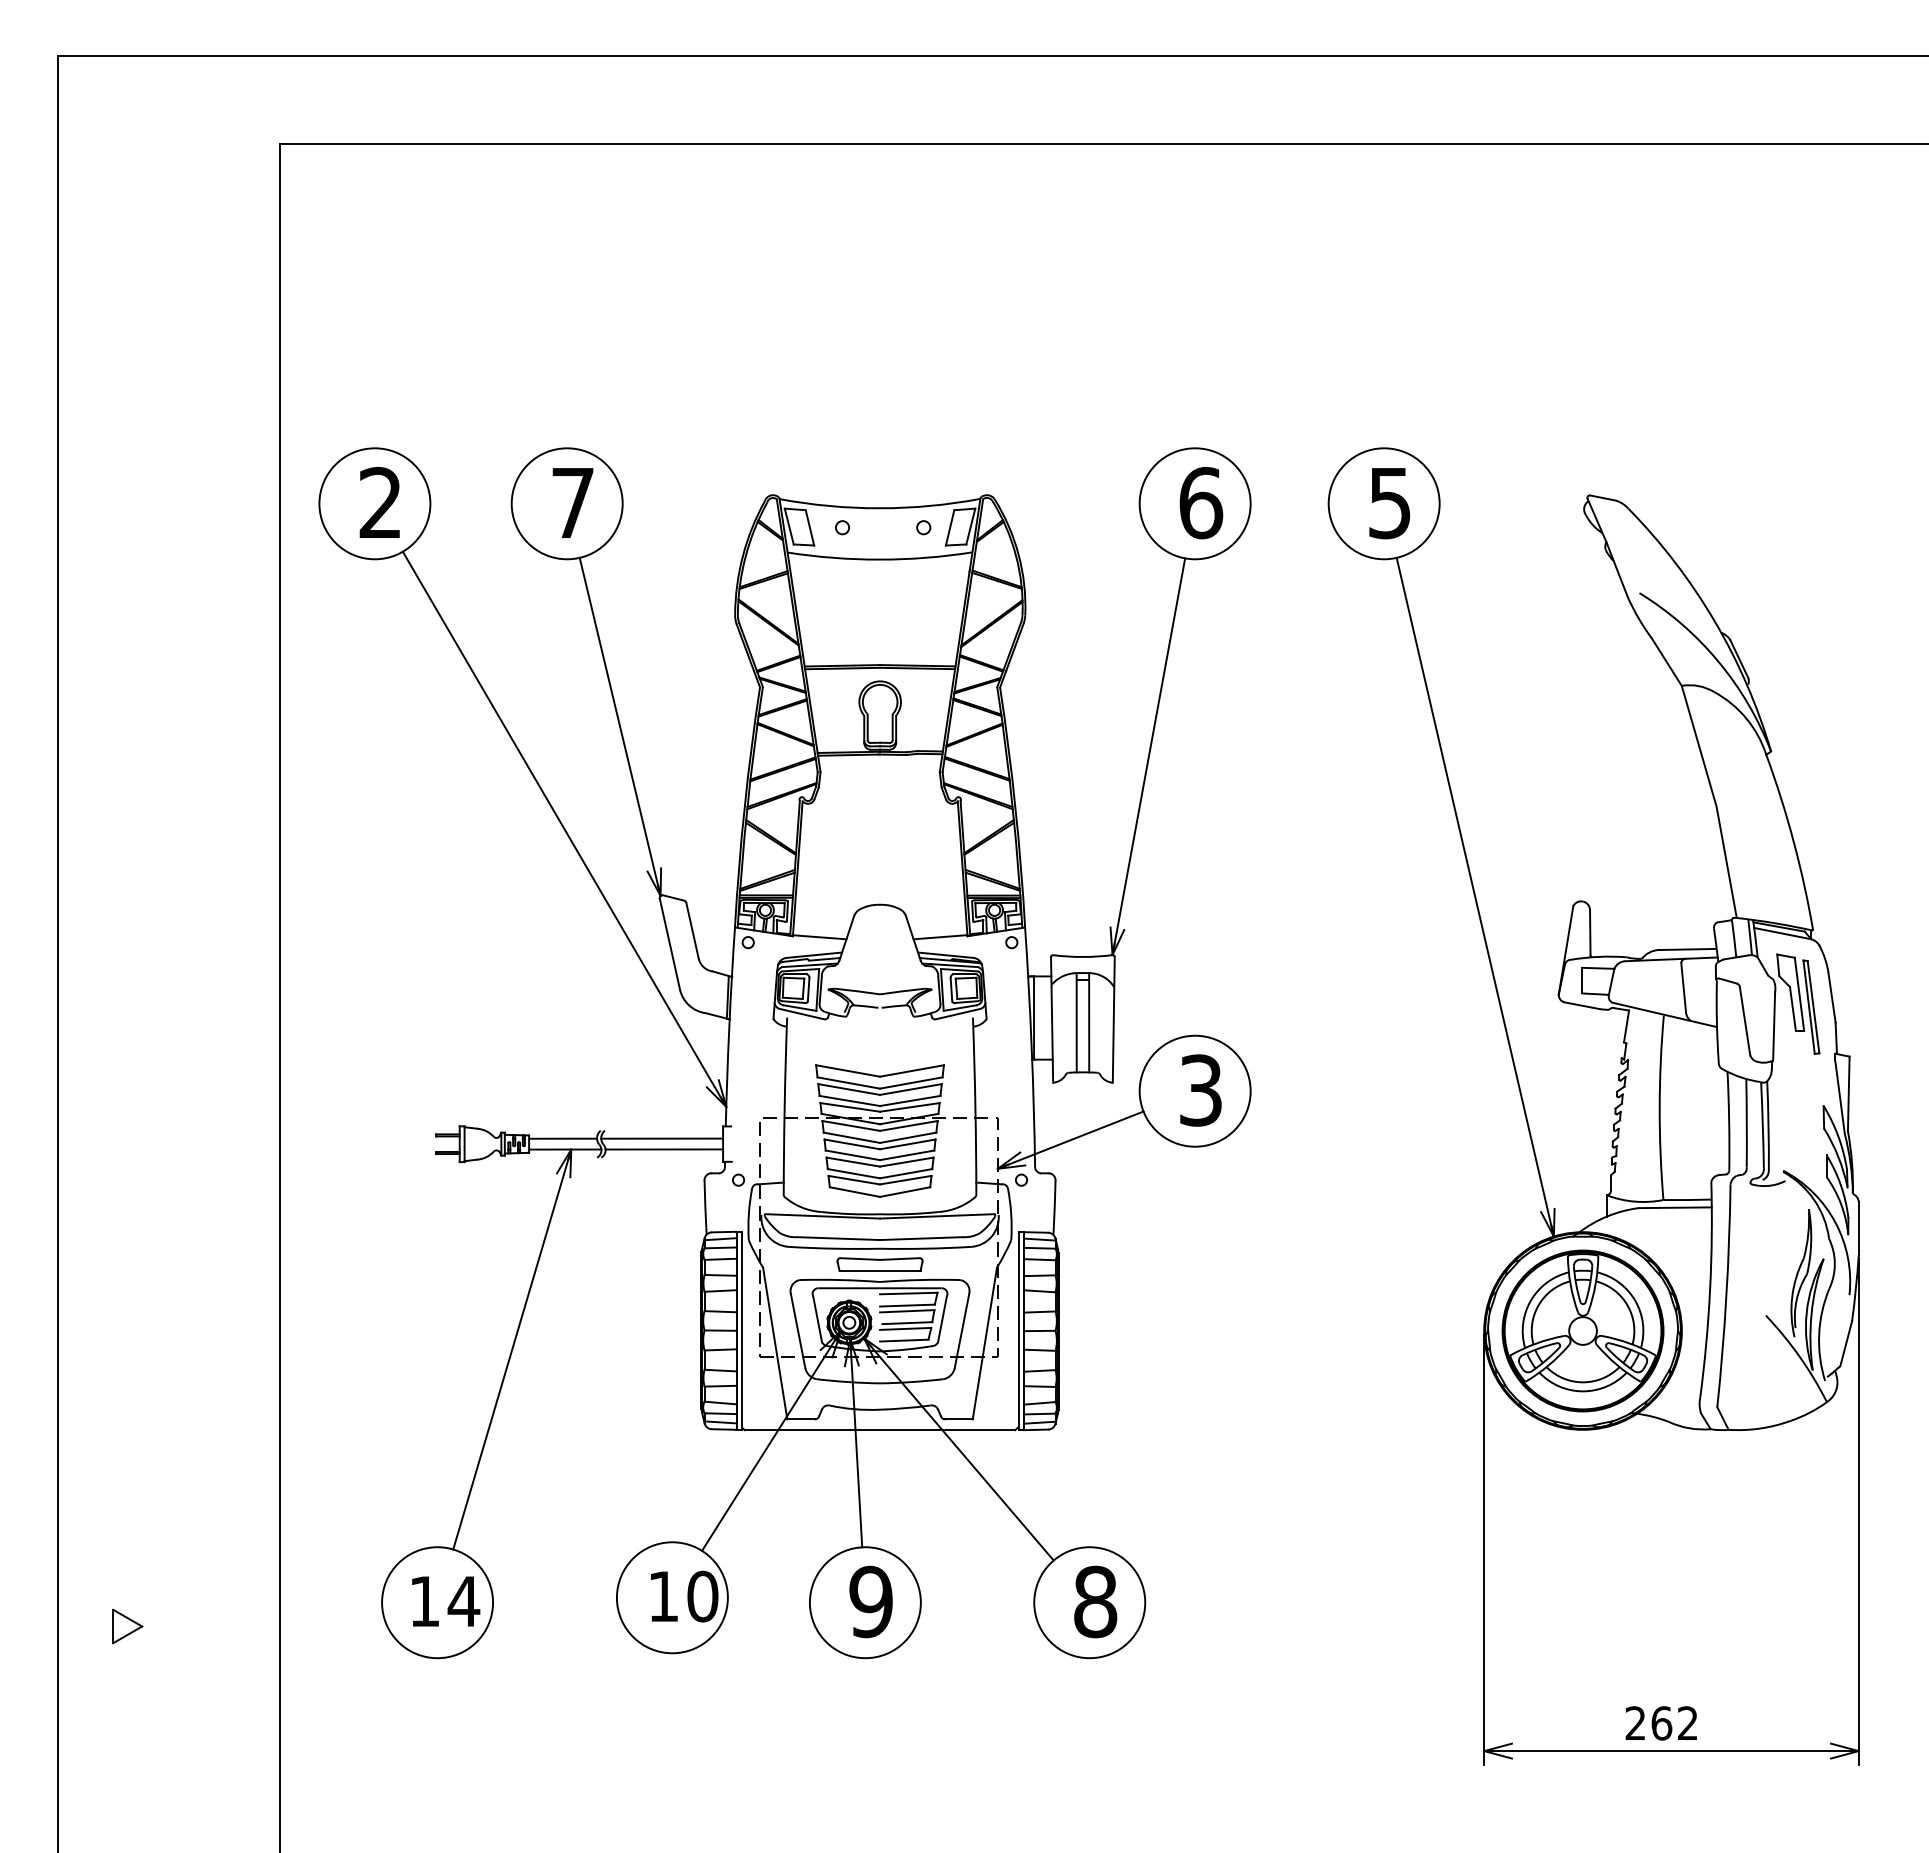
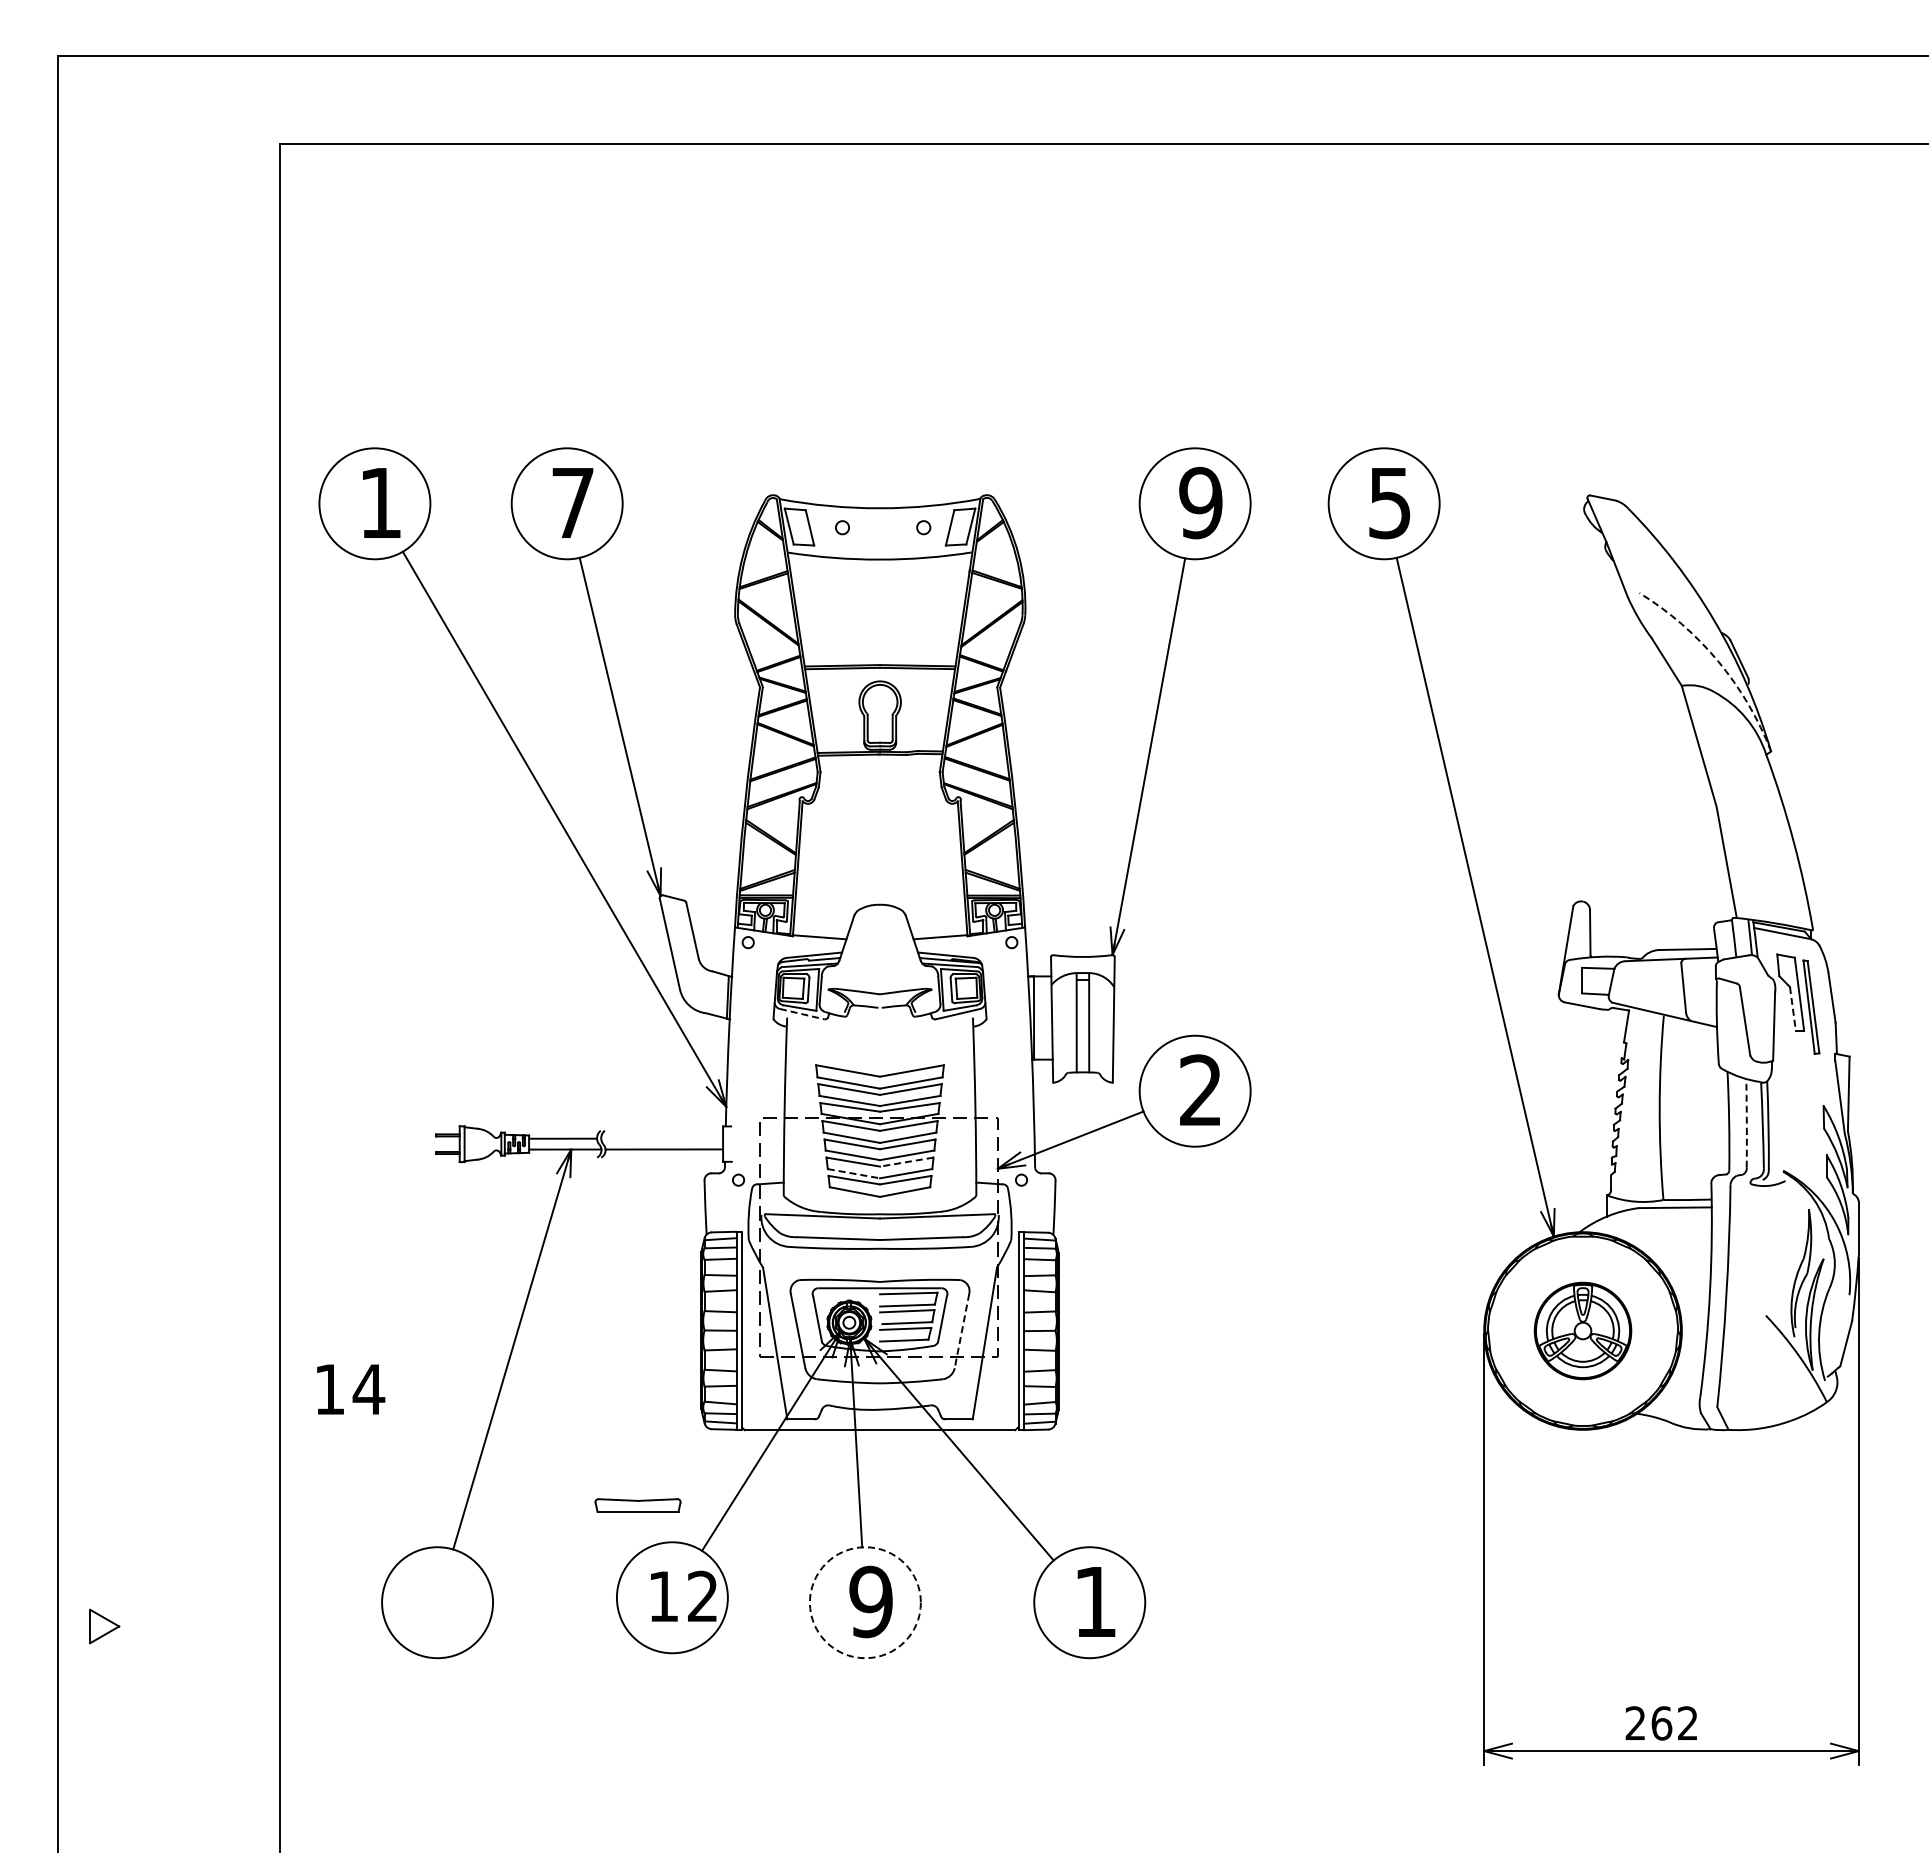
text: 2 -> 1 (379, 501)
text: 6 -> 9 (1201, 502)
arc: solid -> dashed (1718, 661)
line: solid -> dashed (1792, 1009)
line: solid -> dashed (802, 1014)
text: 3 -> 2 (1200, 1090)
arc: solid -> dashed (1746, 1123)
line: present -> none (662, 1138)
line: solid -> dashed (906, 1162)
line: solid -> dashed (853, 1173)
part position: (879, 1264) -> (637, 1505) (637, 1505)
part size: 164x164 px -> 100x100 px (1582, 1330)
line: solid -> dashed (962, 1331)
text: 10 -> 12 (702, 1596)
text position: (446, 1601) -> (351, 1389) (351, 1389)
text: 8 -> 1 (1095, 1601)
circle: solid -> dashed (864, 1602)
part position: (127, 1626) -> (104, 1626) (104, 1626)
